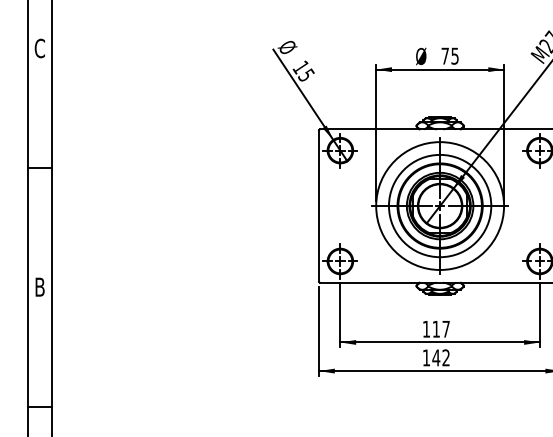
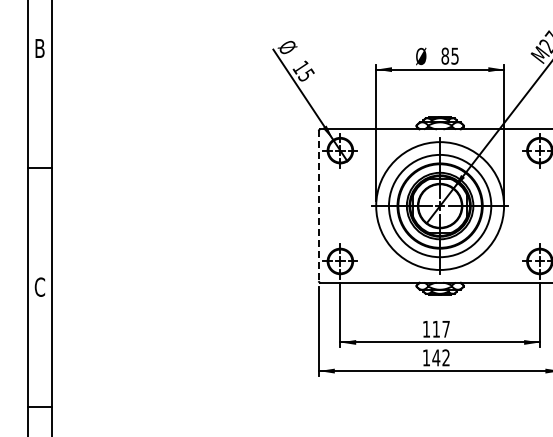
text: C -> B (39, 48)
text: 75 -> 85 (445, 55)
line: solid -> dashed (319, 206)
text: B -> C (39, 286)
